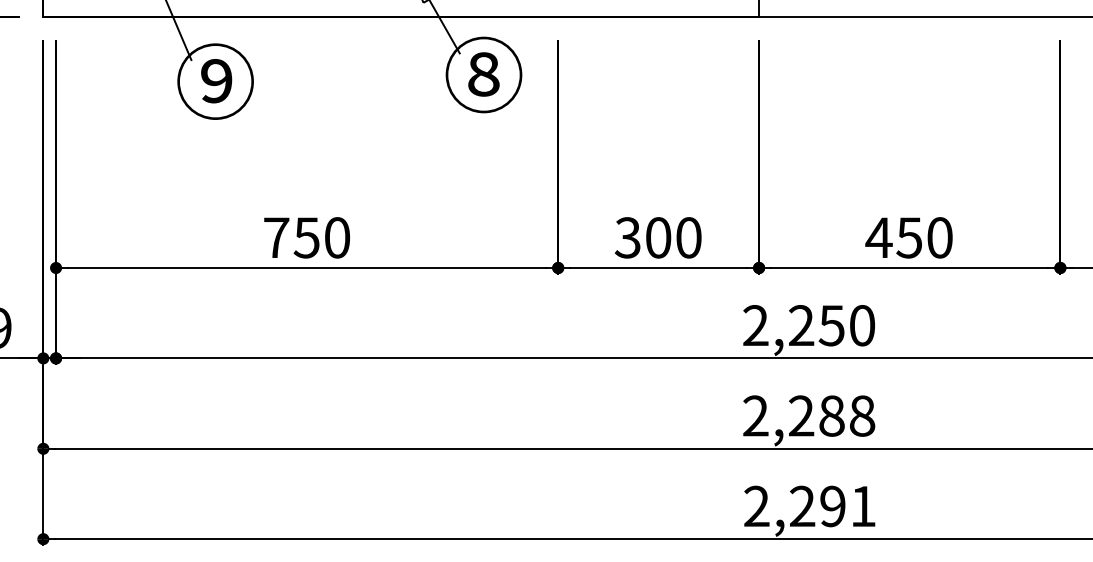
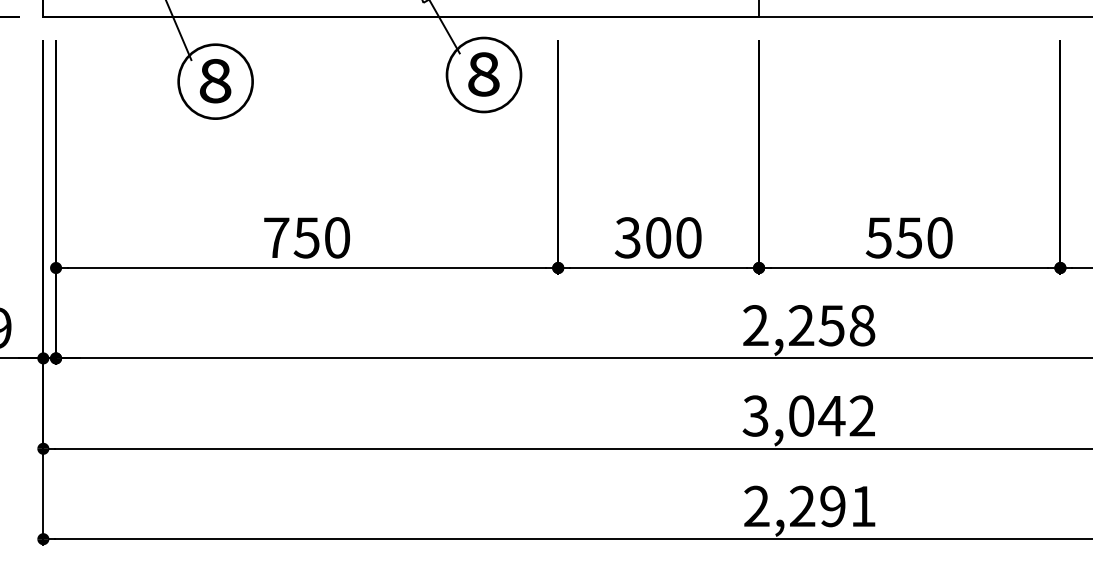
text: ⑨ -> ⑧ (215, 81)
text: 450 -> 550 (878, 237)
text: 2,250 -> 2,258 (862, 325)
text: 2,288 -> 3,042 (808, 415)
